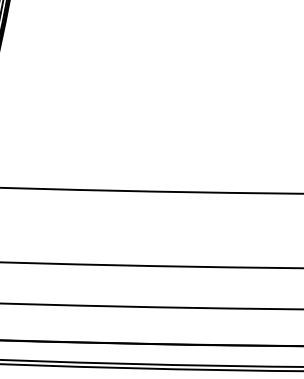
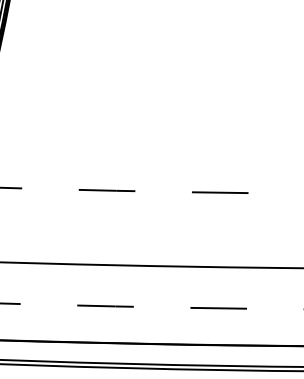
arc: solid -> dashed (151, 191)
arc: solid -> dashed (152, 307)
